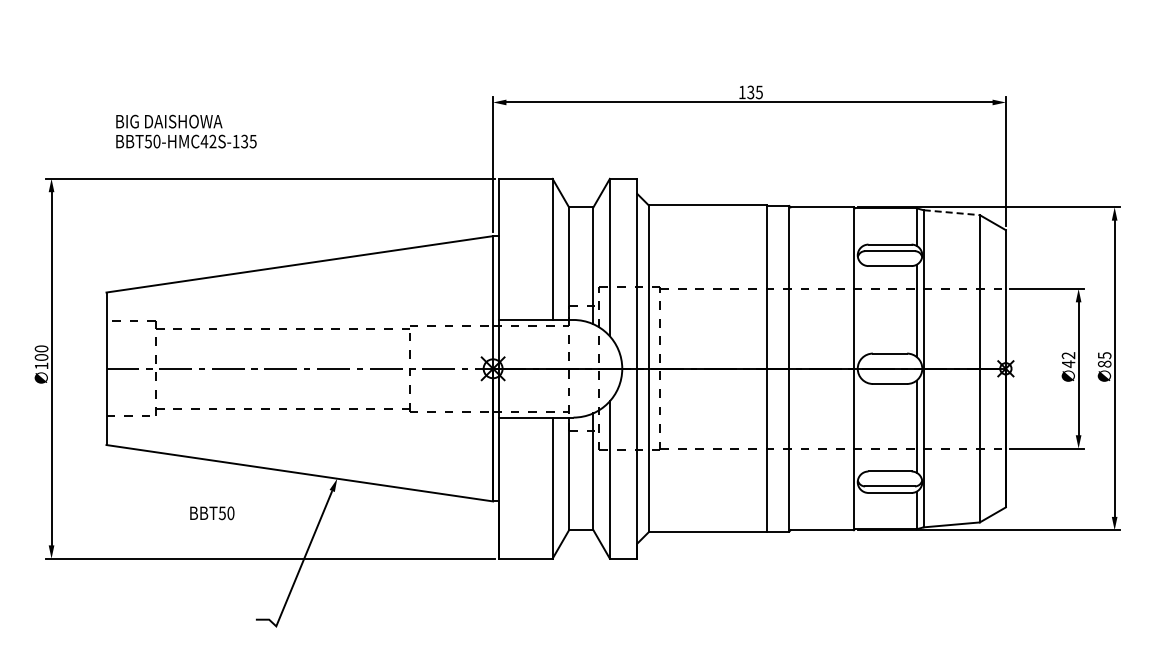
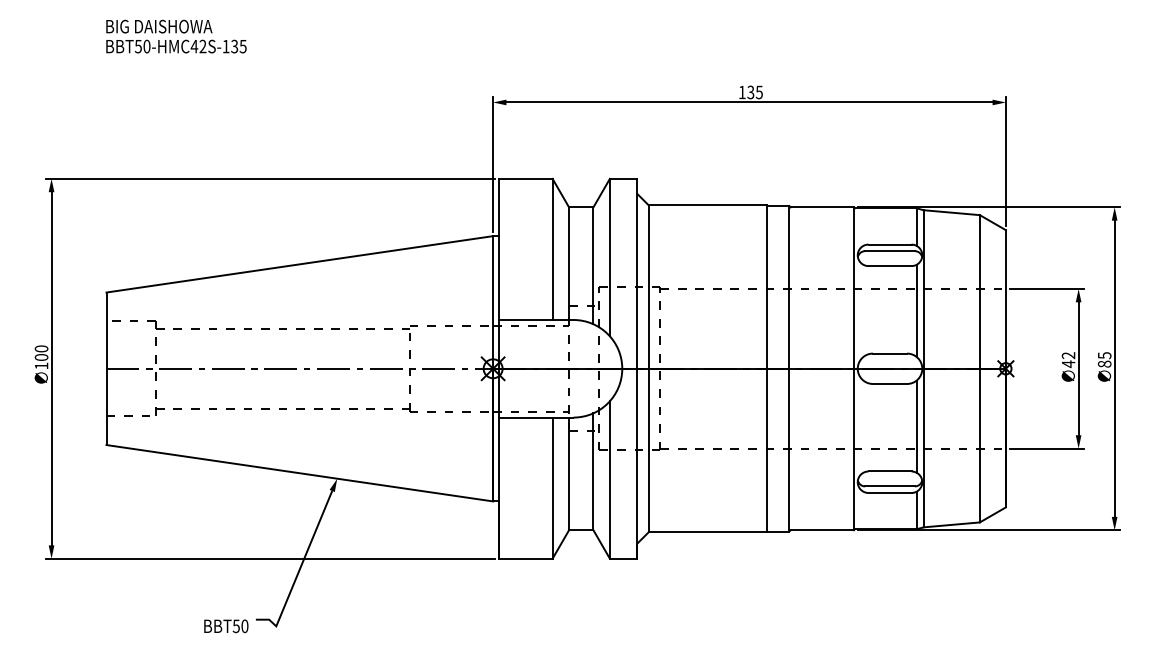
text position: (186, 131) -> (176, 36) (176, 36)
line: dashed -> solid (952, 212)
text position: (212, 513) -> (226, 626) (226, 626)
